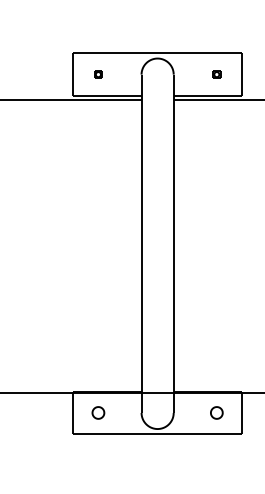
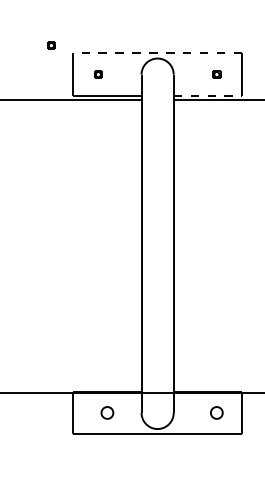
part: none -> present (51, 45)
line: solid -> dashed (157, 53)
line: solid -> dashed (208, 95)
part position: (98, 412) -> (107, 412) (107, 412)
